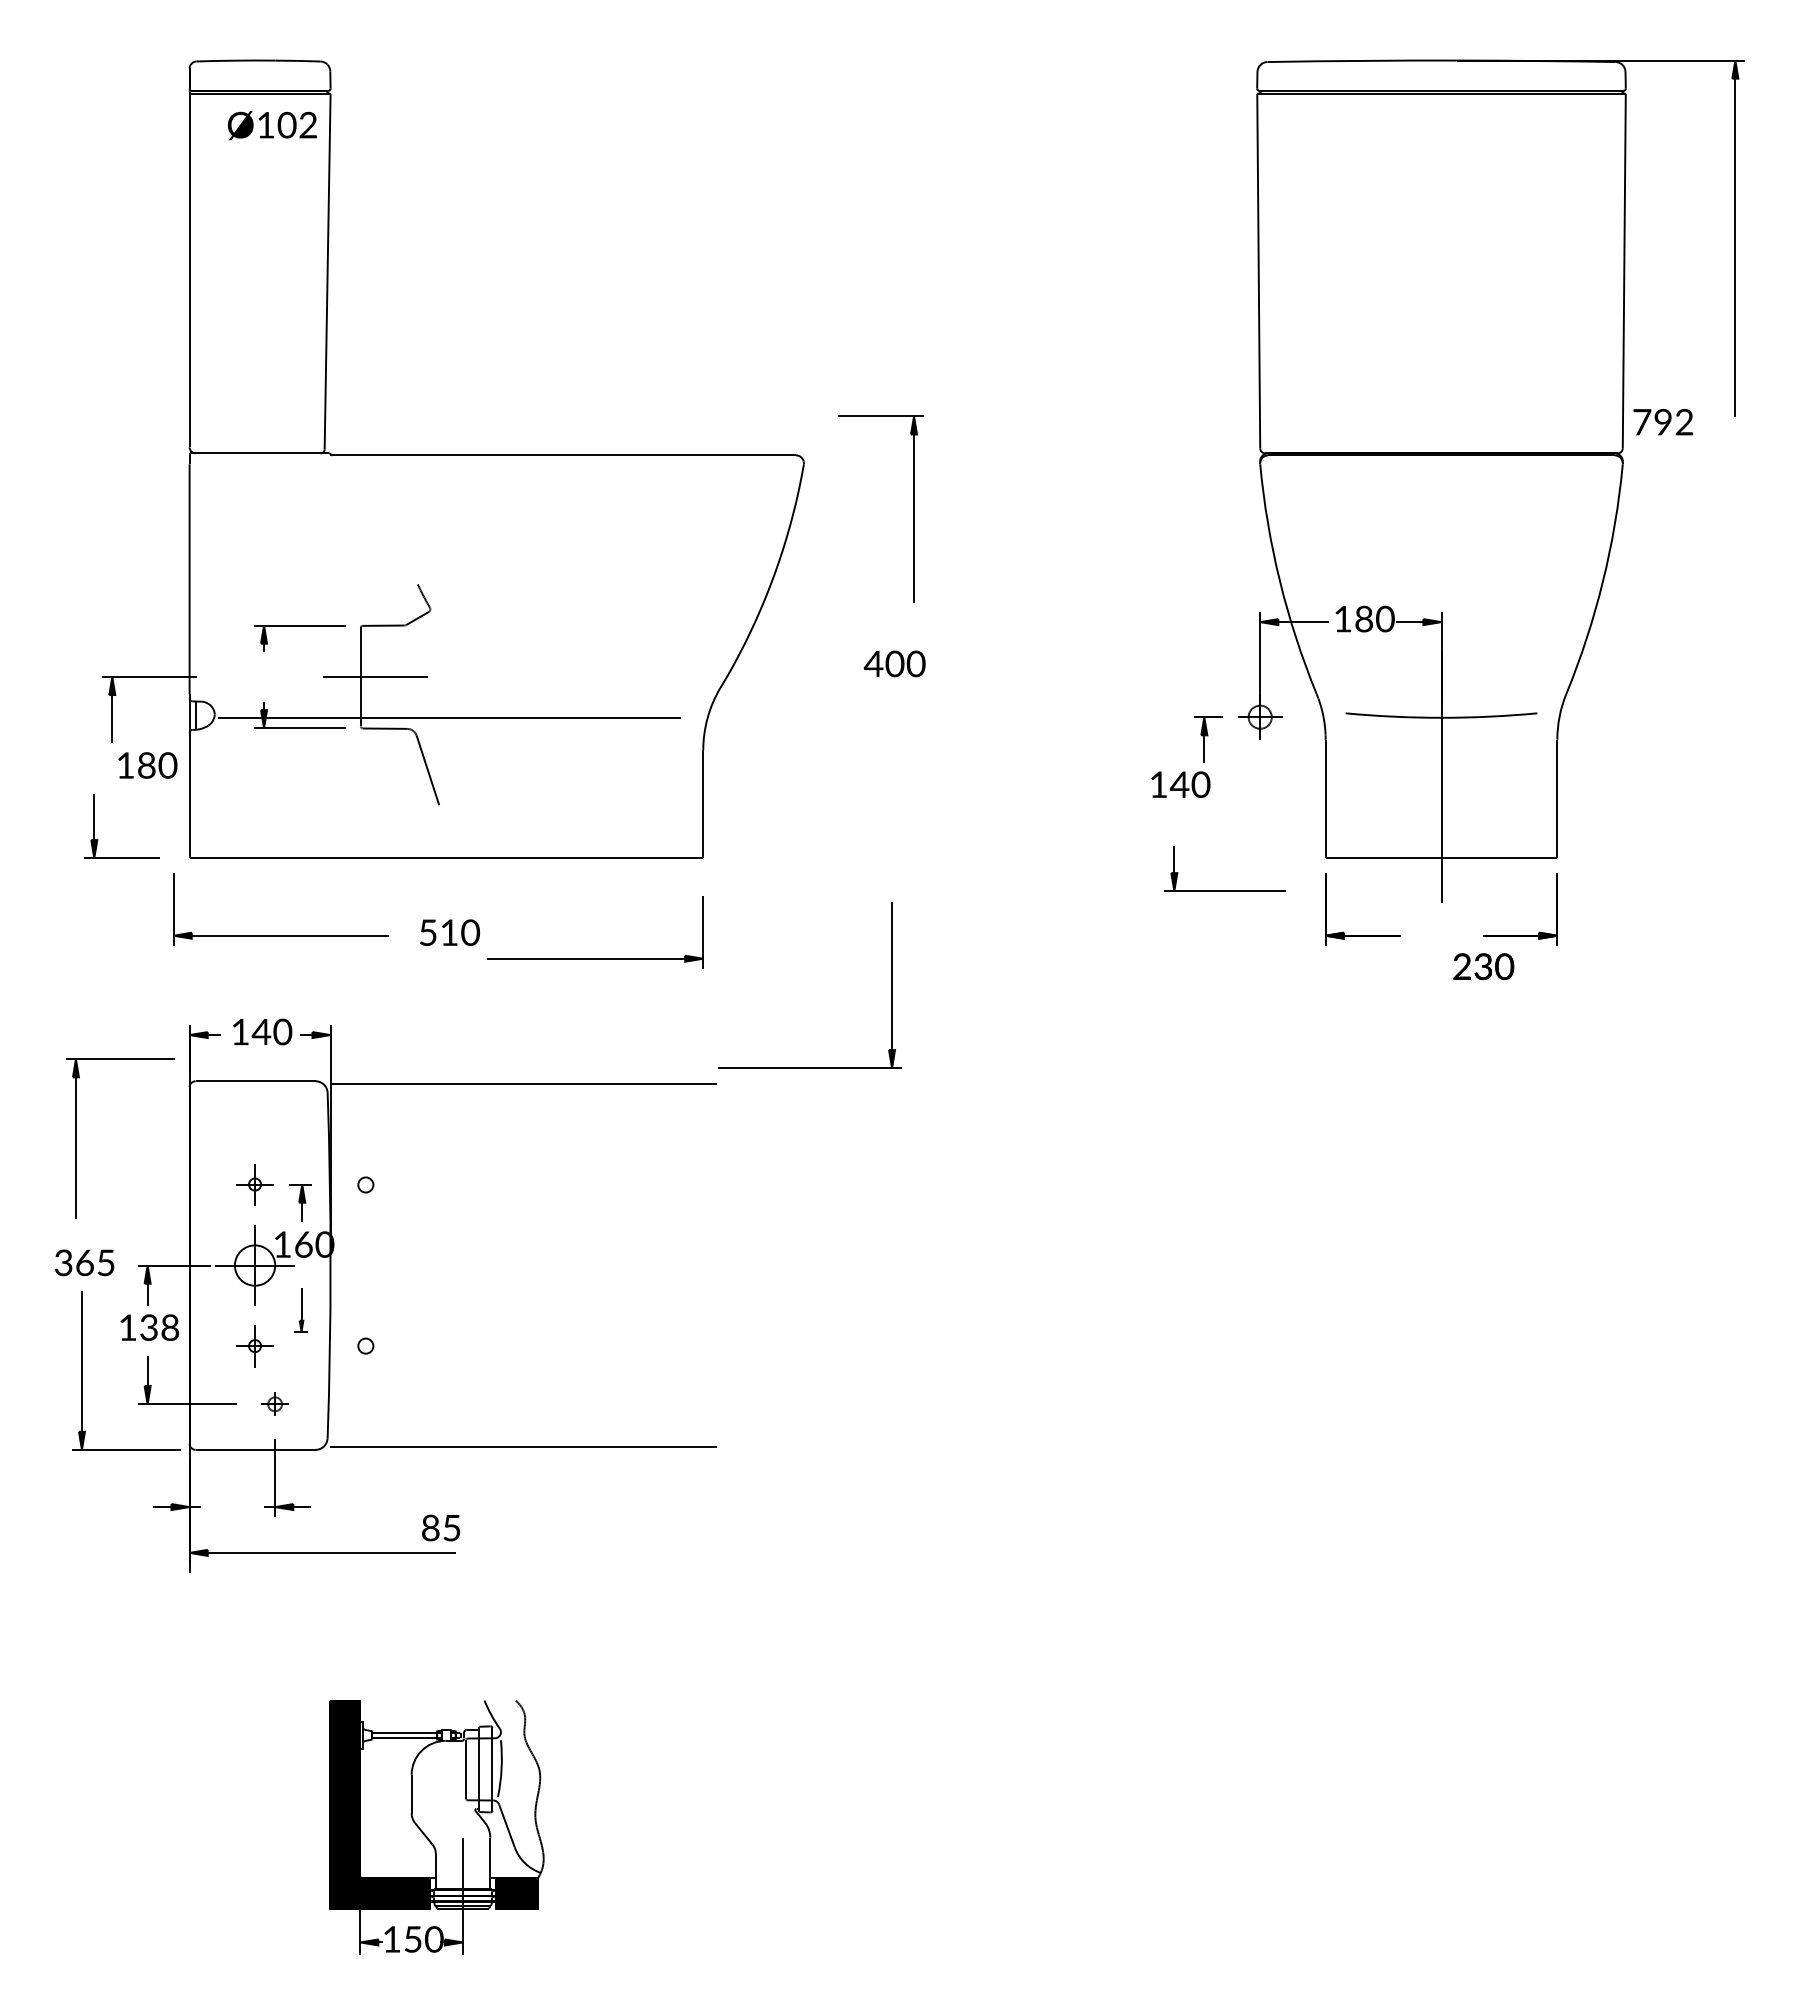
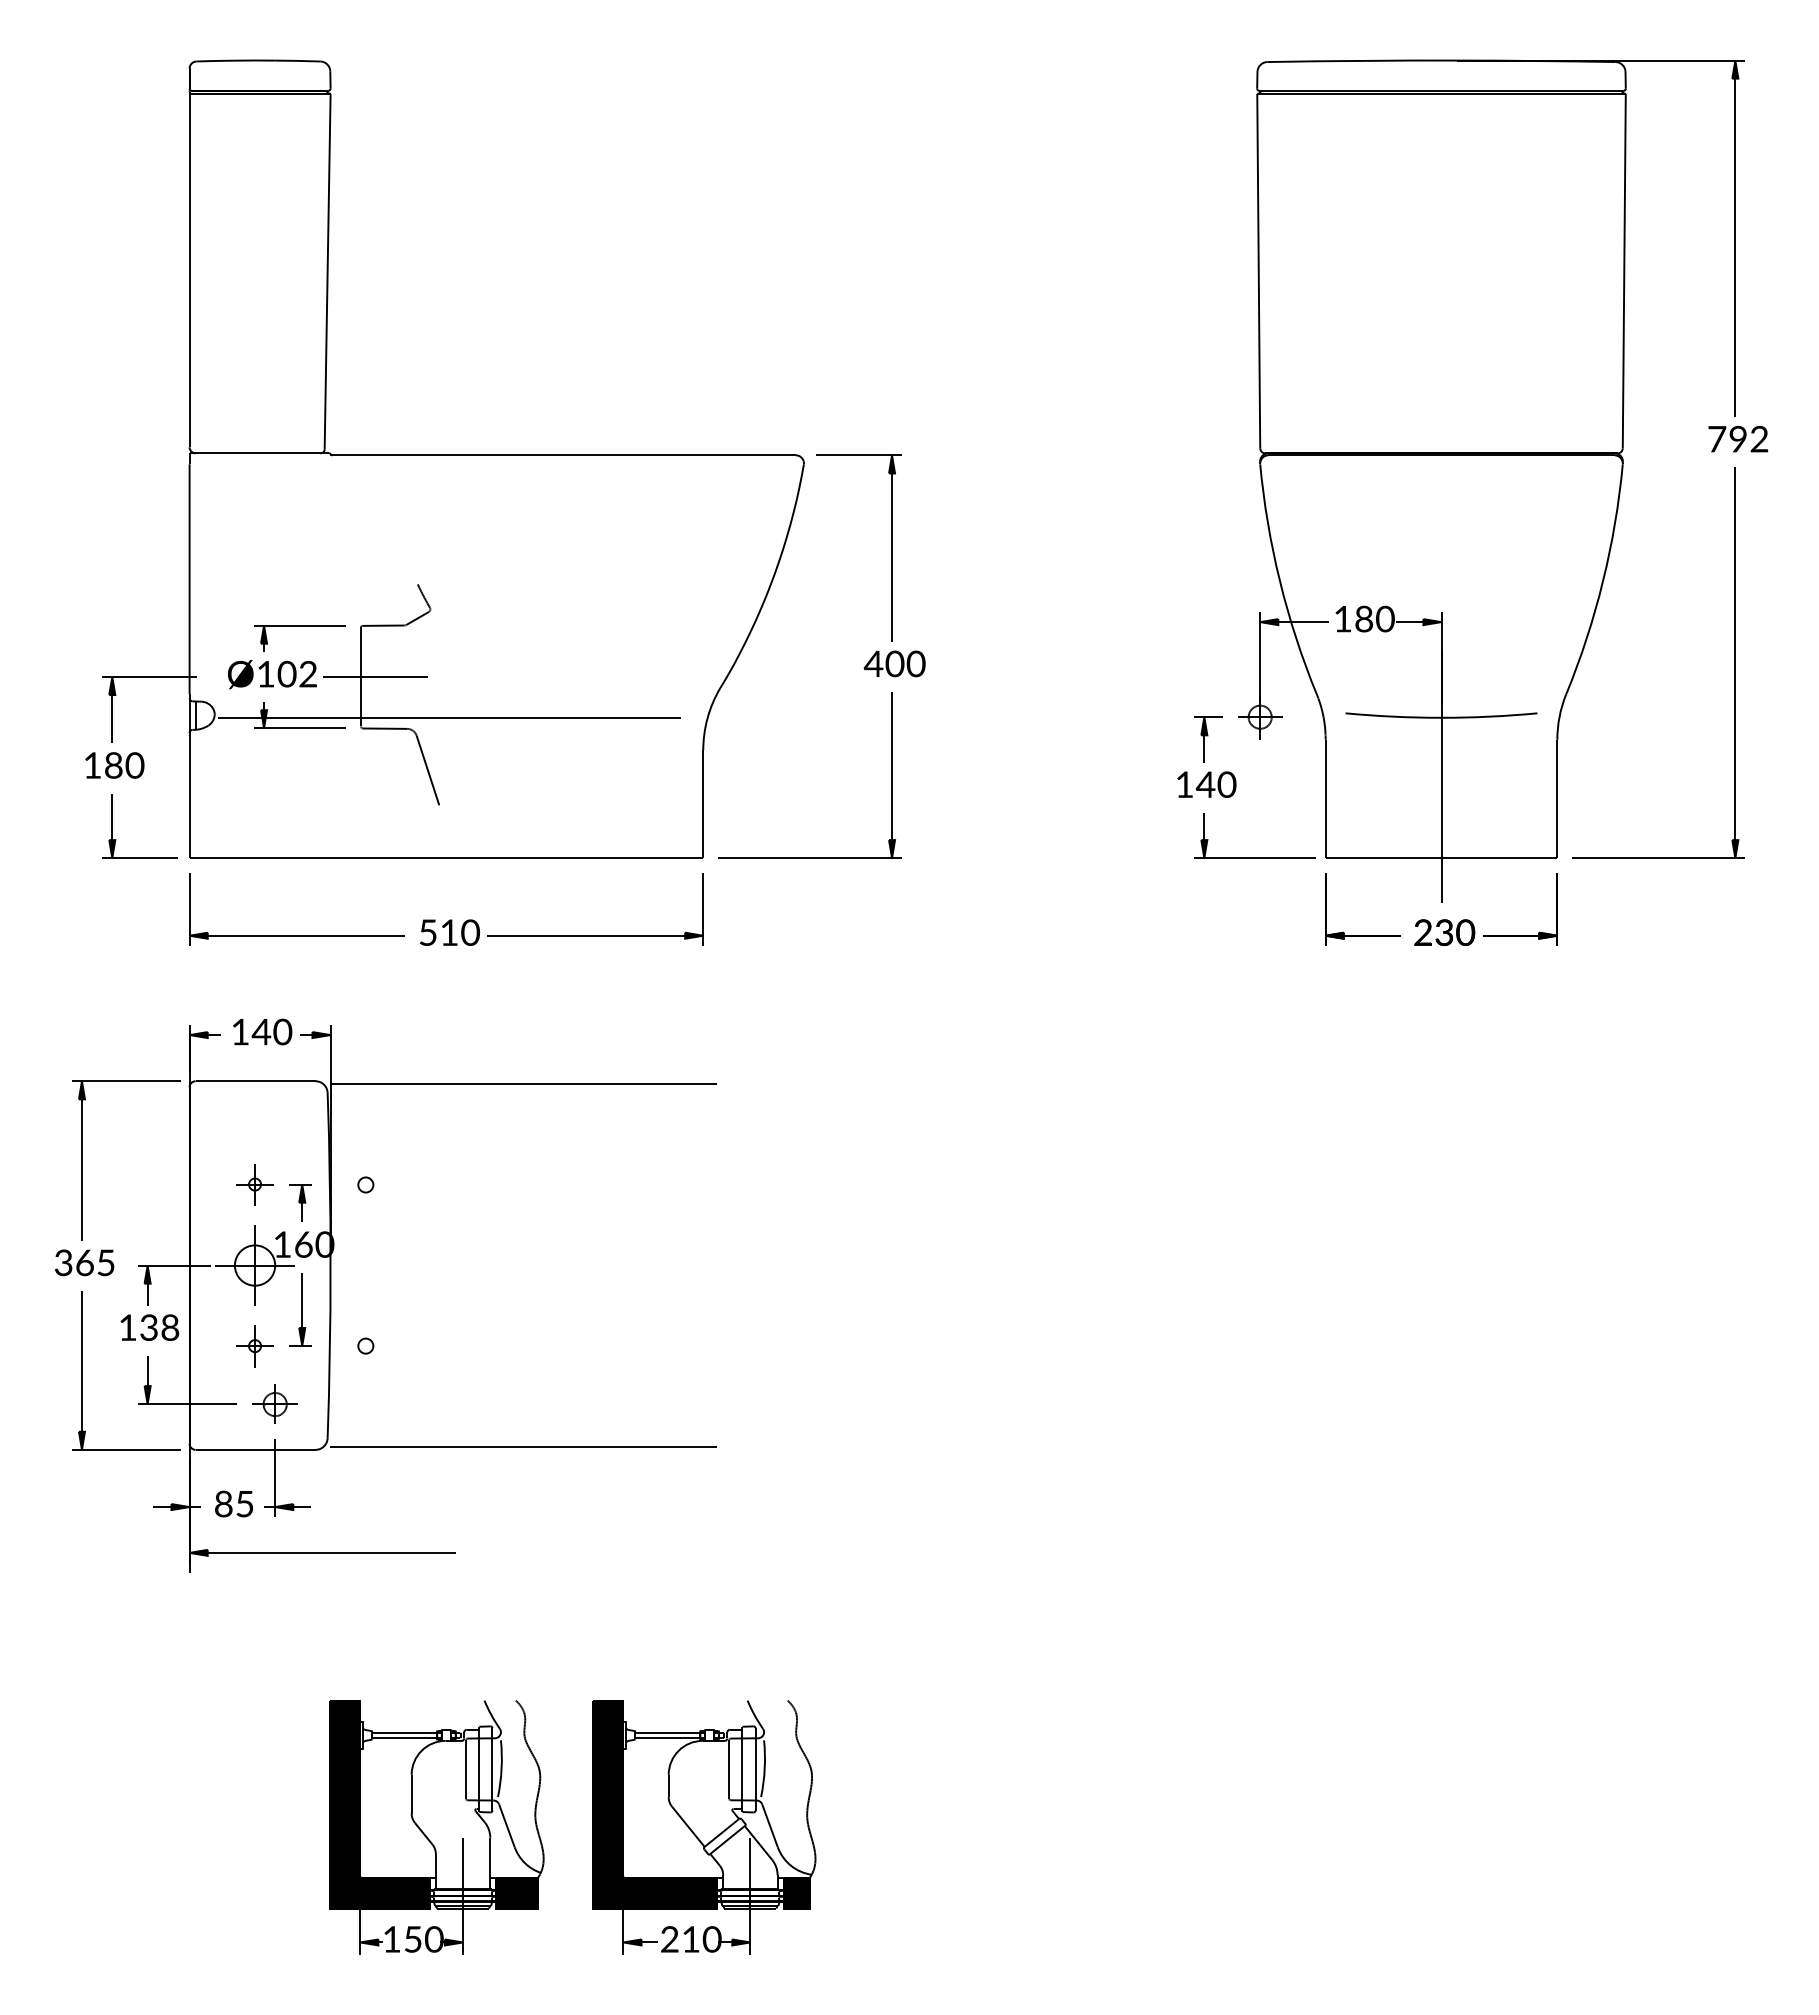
text position: (272, 125) -> (272, 674) (272, 674)
text position: (1663, 422) -> (1738, 439) (1738, 439)
part position: (913, 508) -> (891, 547) (891, 547)
part: none -> present (1734, 662)
text position: (147, 765) -> (114, 765) (114, 765)
text position: (1180, 784) -> (1206, 784) (1206, 784)
part position: (98, 839) -> (116, 839) (116, 839)
part position: (1224, 890) -> (1254, 857) (1254, 857)
part position: (280, 935) -> (296, 935) (296, 935)
part position: (595, 958) -> (595, 935) (595, 935)
text position: (1483, 966) -> (1444, 932) (1444, 932)
part position: (891, 985) -> (891, 775) (891, 775)
part position: (76, 1138) -> (82, 1160) (82, 1160)
part size: 14x45 px -> 23x74 px (300, 1309)
part size: 28x24 px -> 46x40 px (274, 1403)
text position: (441, 1527) -> (234, 1503) (234, 1503)
part: none -> present (704, 1827)
